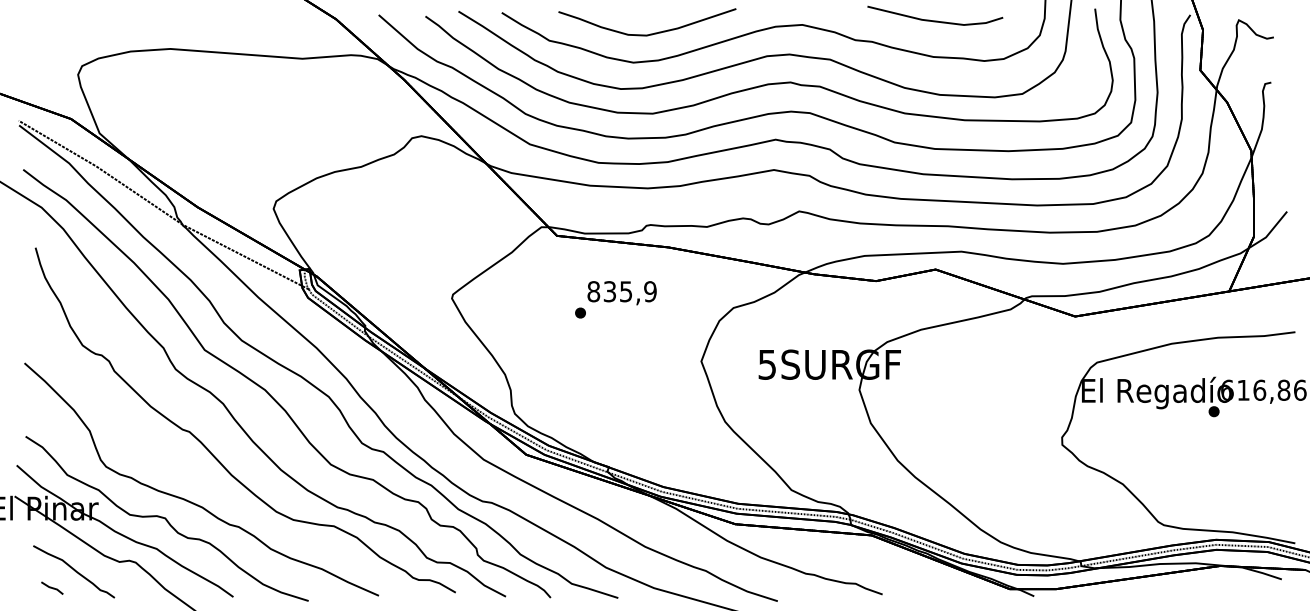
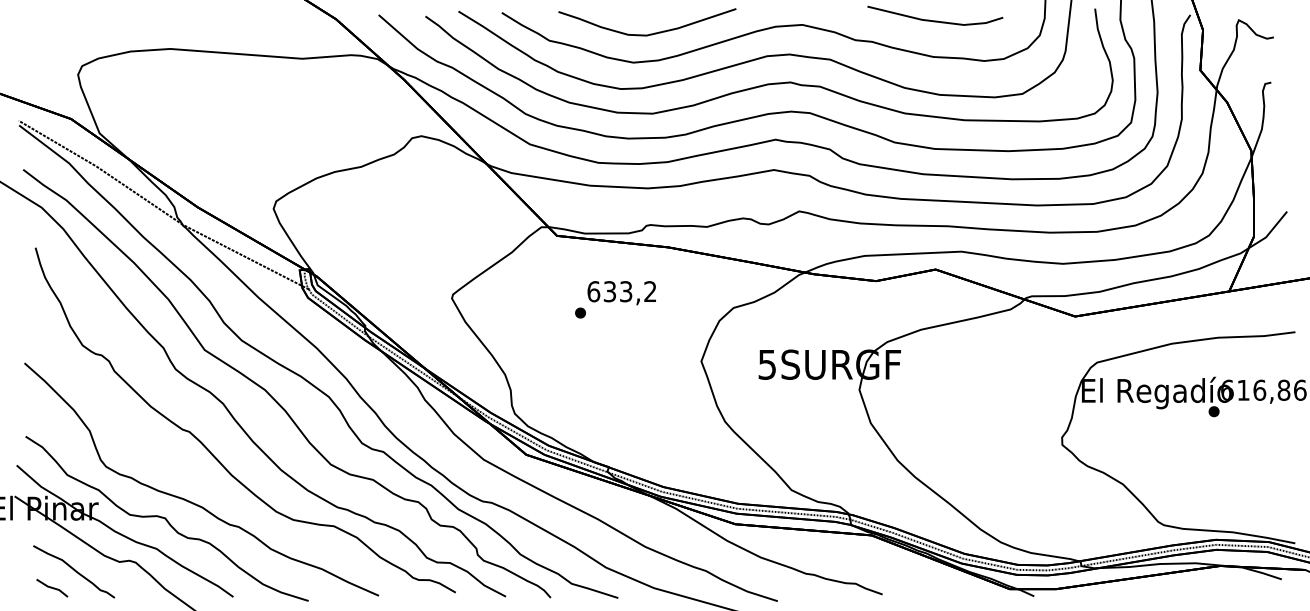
text: 835,9 -> 633,2 (621, 291)
part size: 23x14 px -> 33x19 px (52, 588)
